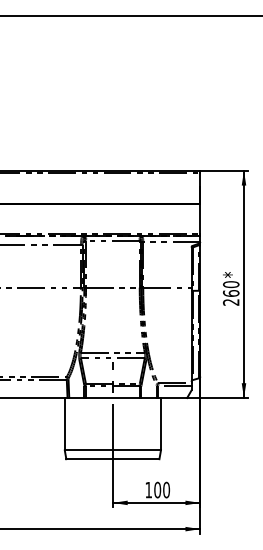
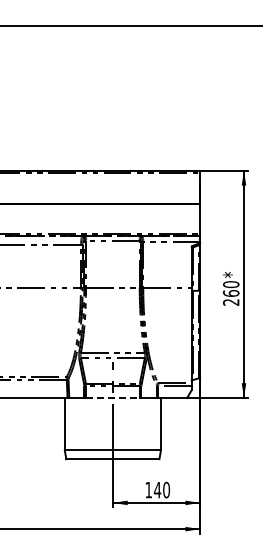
line position: (130, 16) -> (130, 26) (130, 26)
line: solid -> dashed (112, 398)
text: 100 -> 140 (157, 489)
